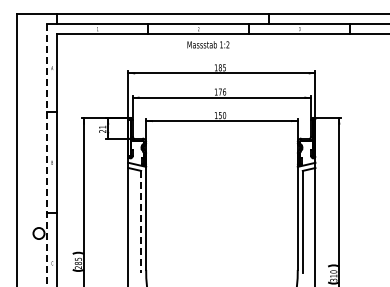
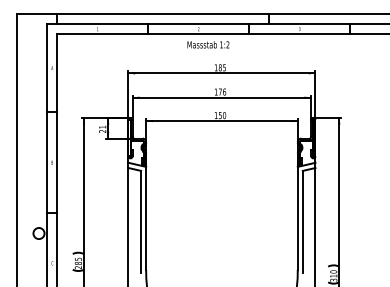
line: dashed -> solid (47, 156)
line: dashed -> solid (141, 221)
